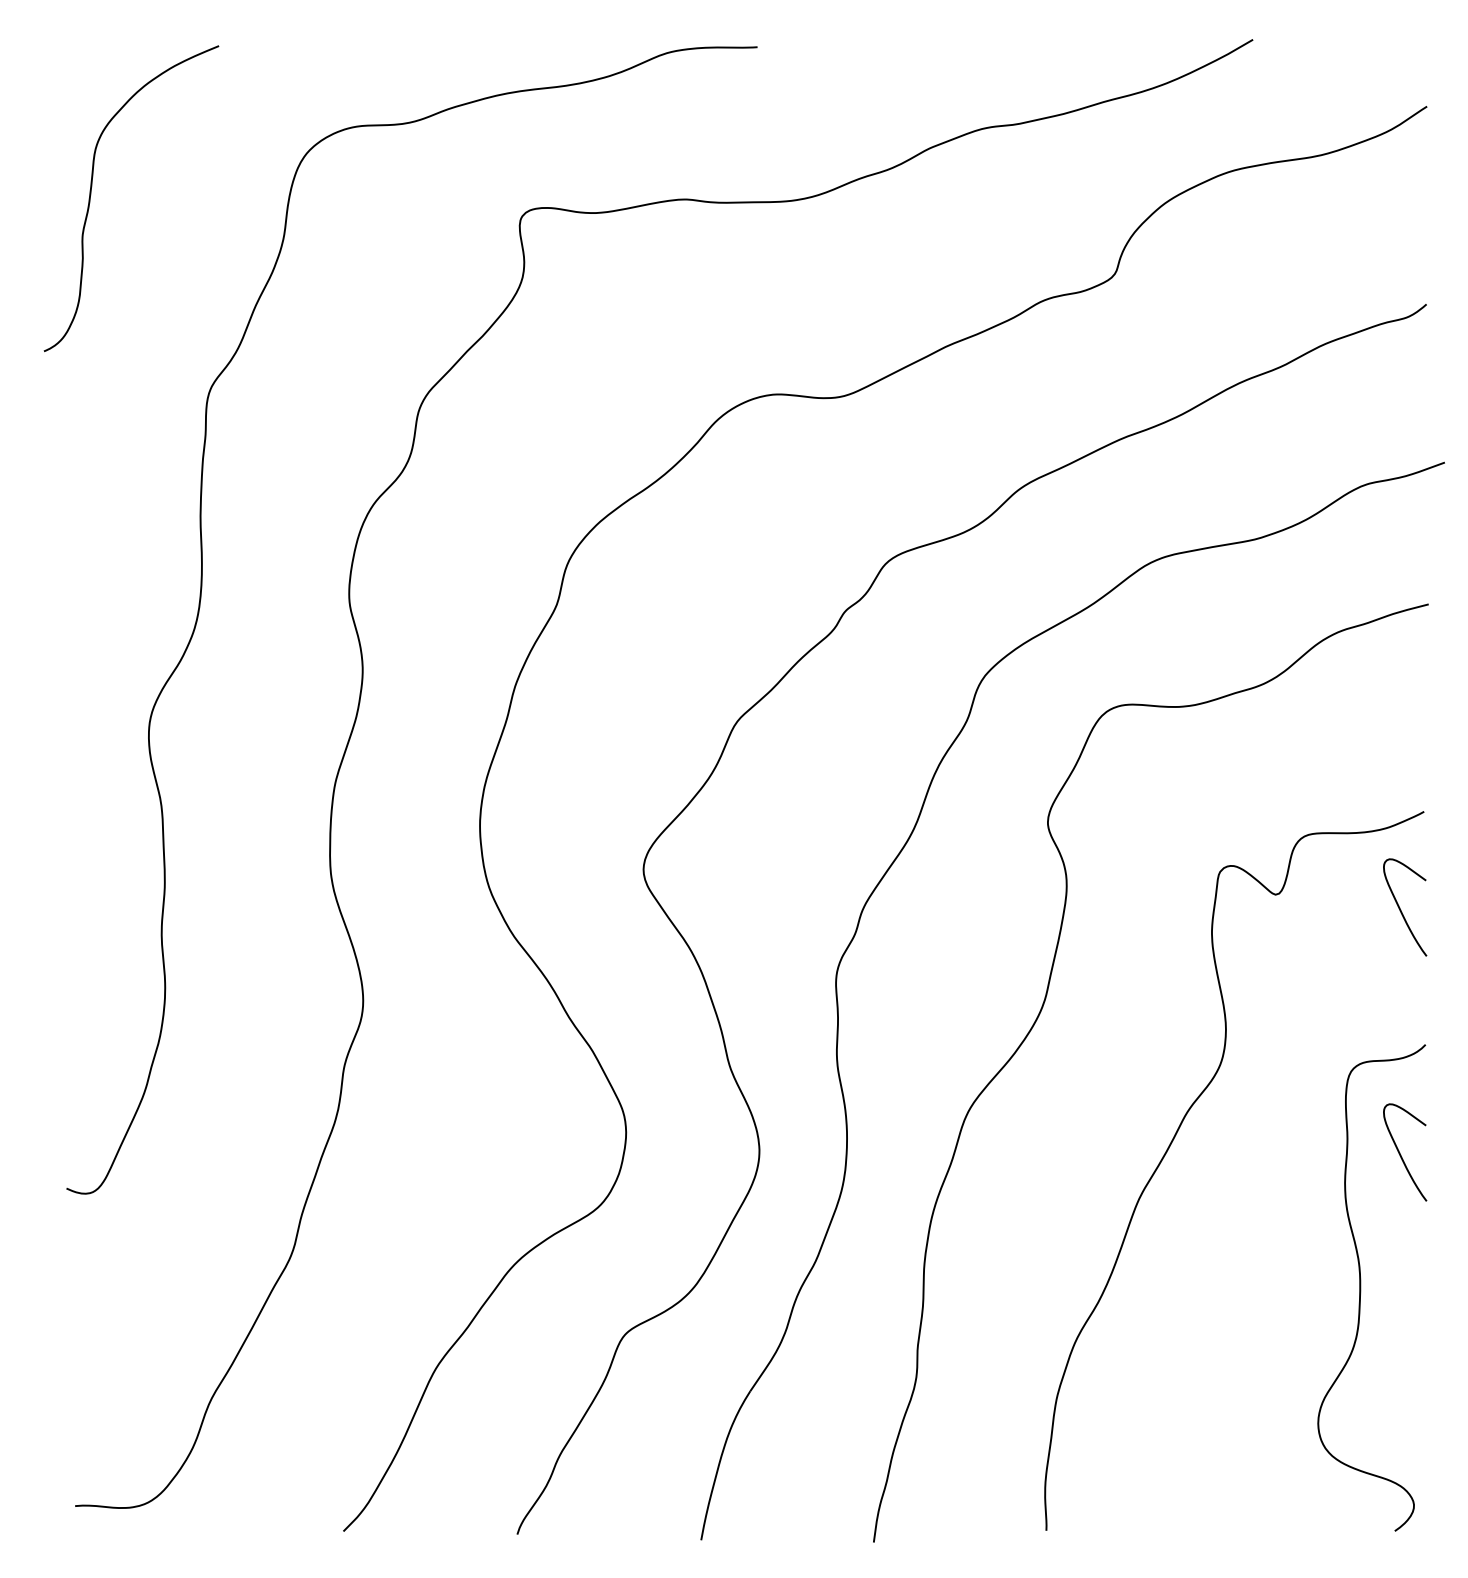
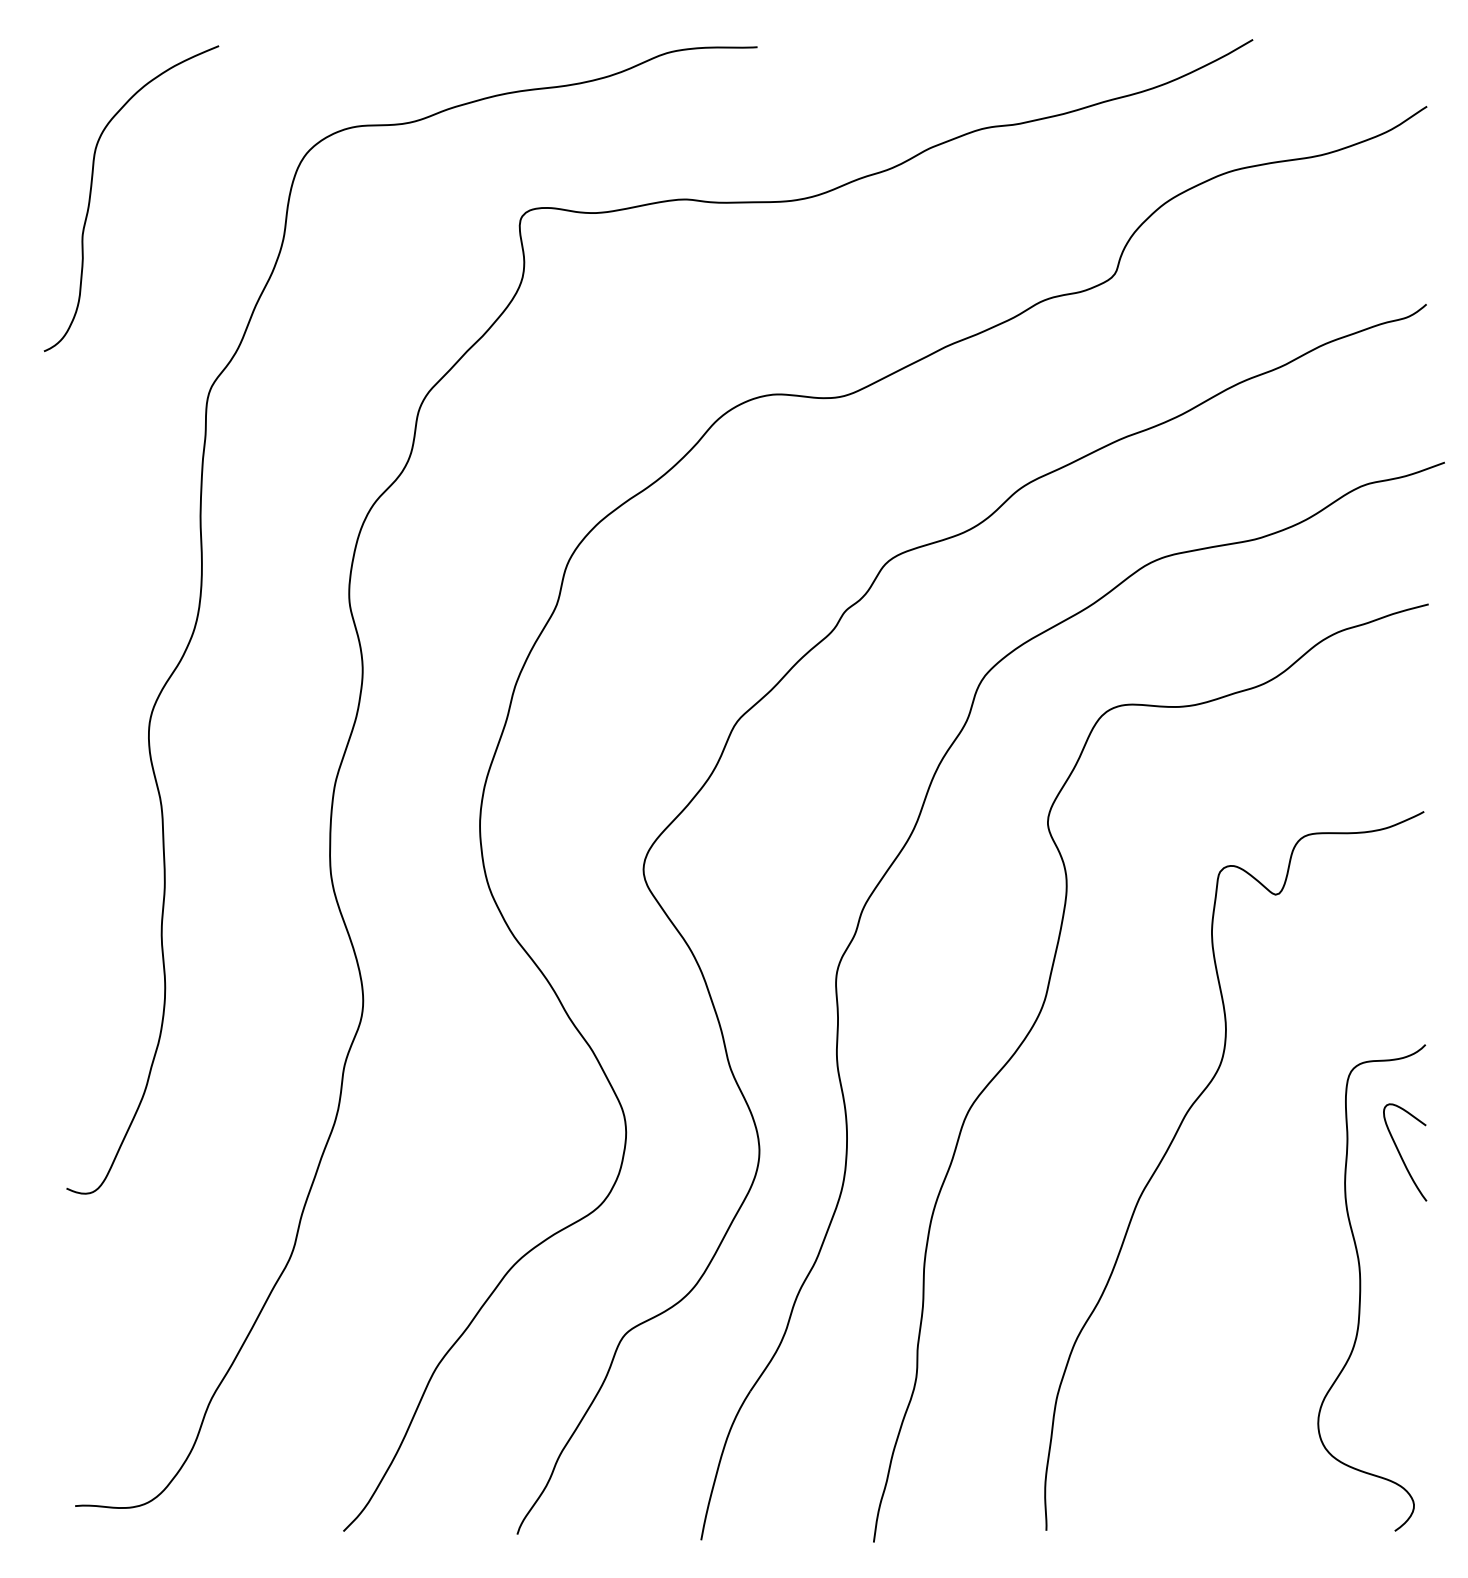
curve: present -> none (1400, 907)
